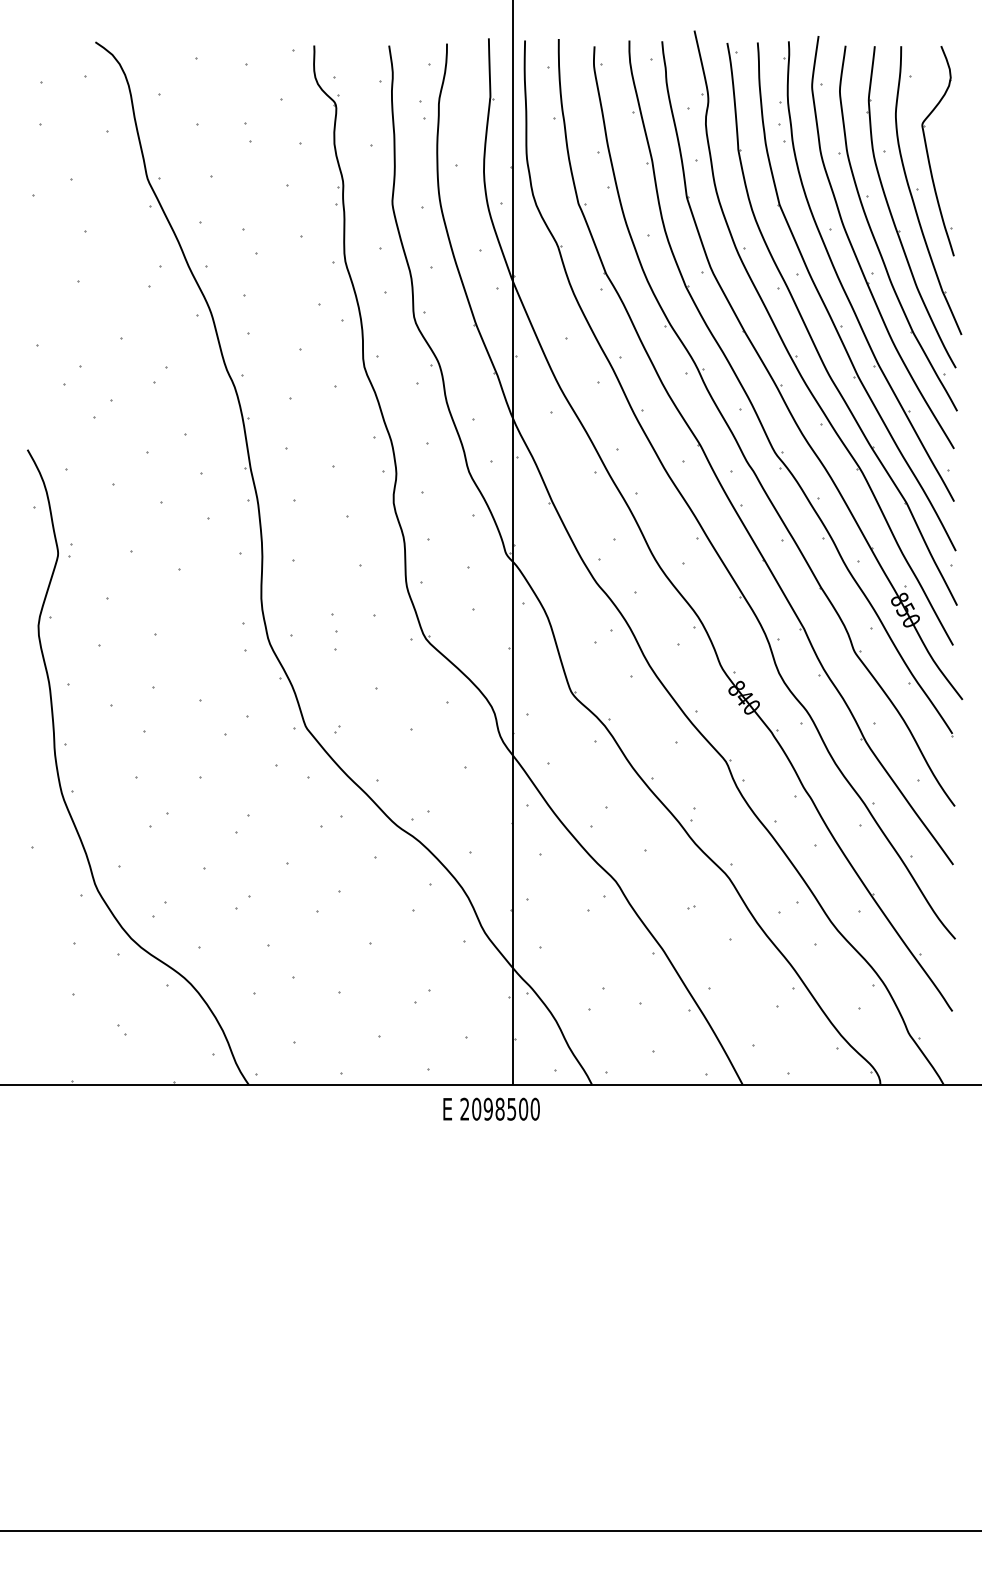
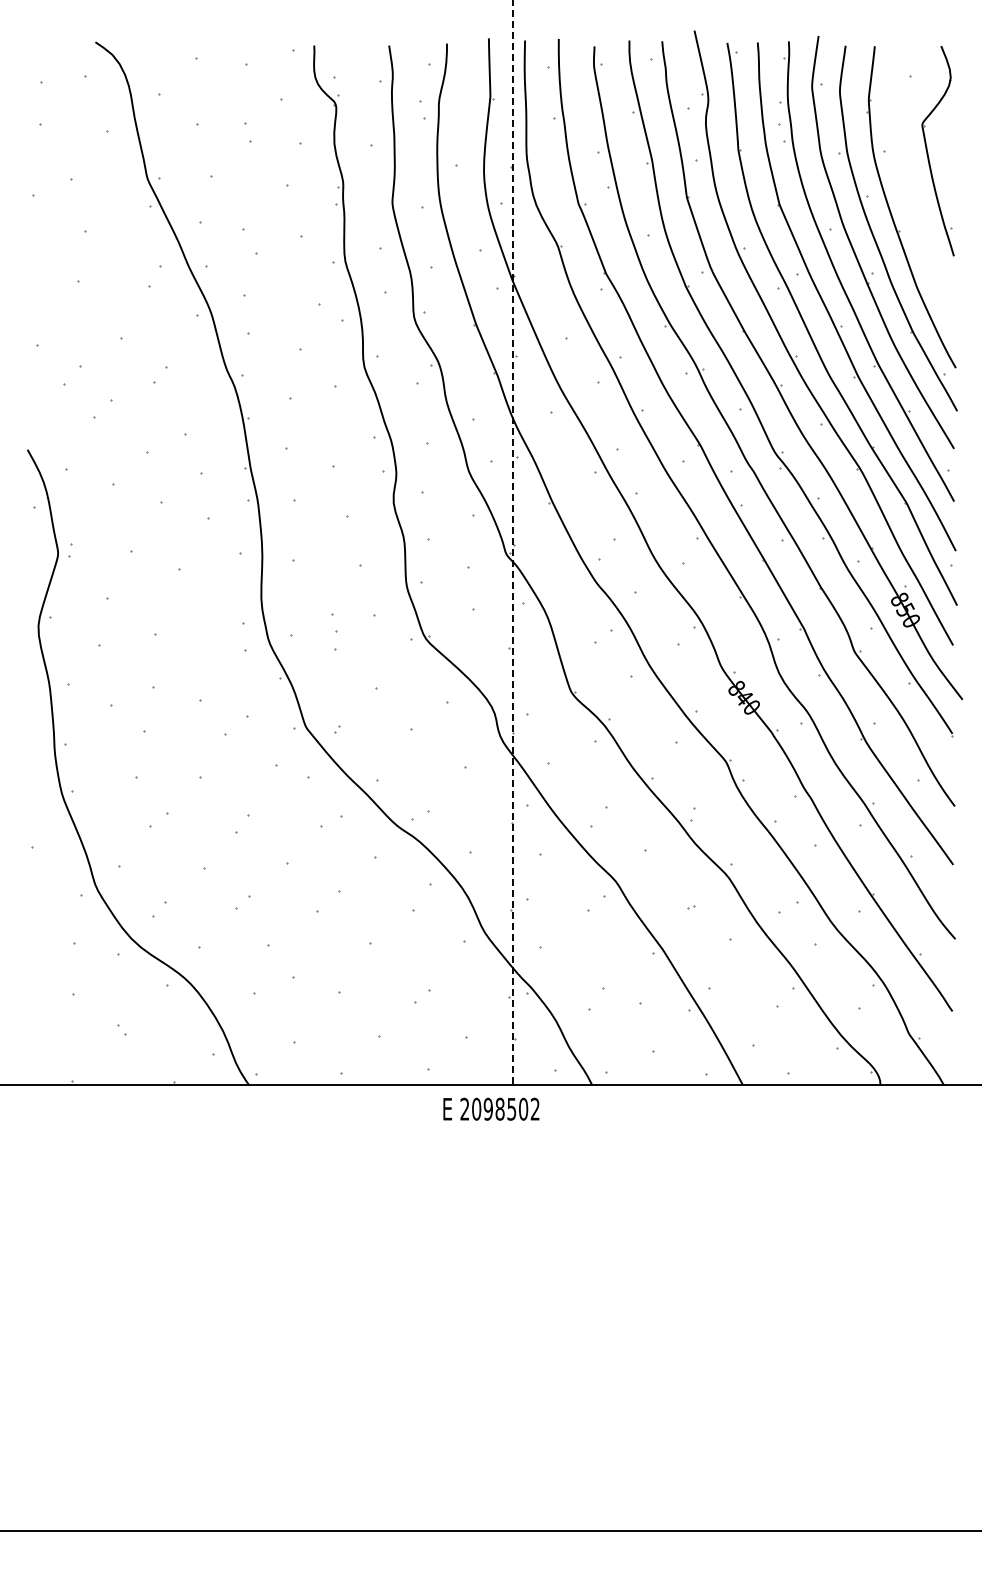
part: present -> none (918, 189)
line: solid -> dashed (512, 542)
text: 2098500 -> 2098502 (534, 1108)
